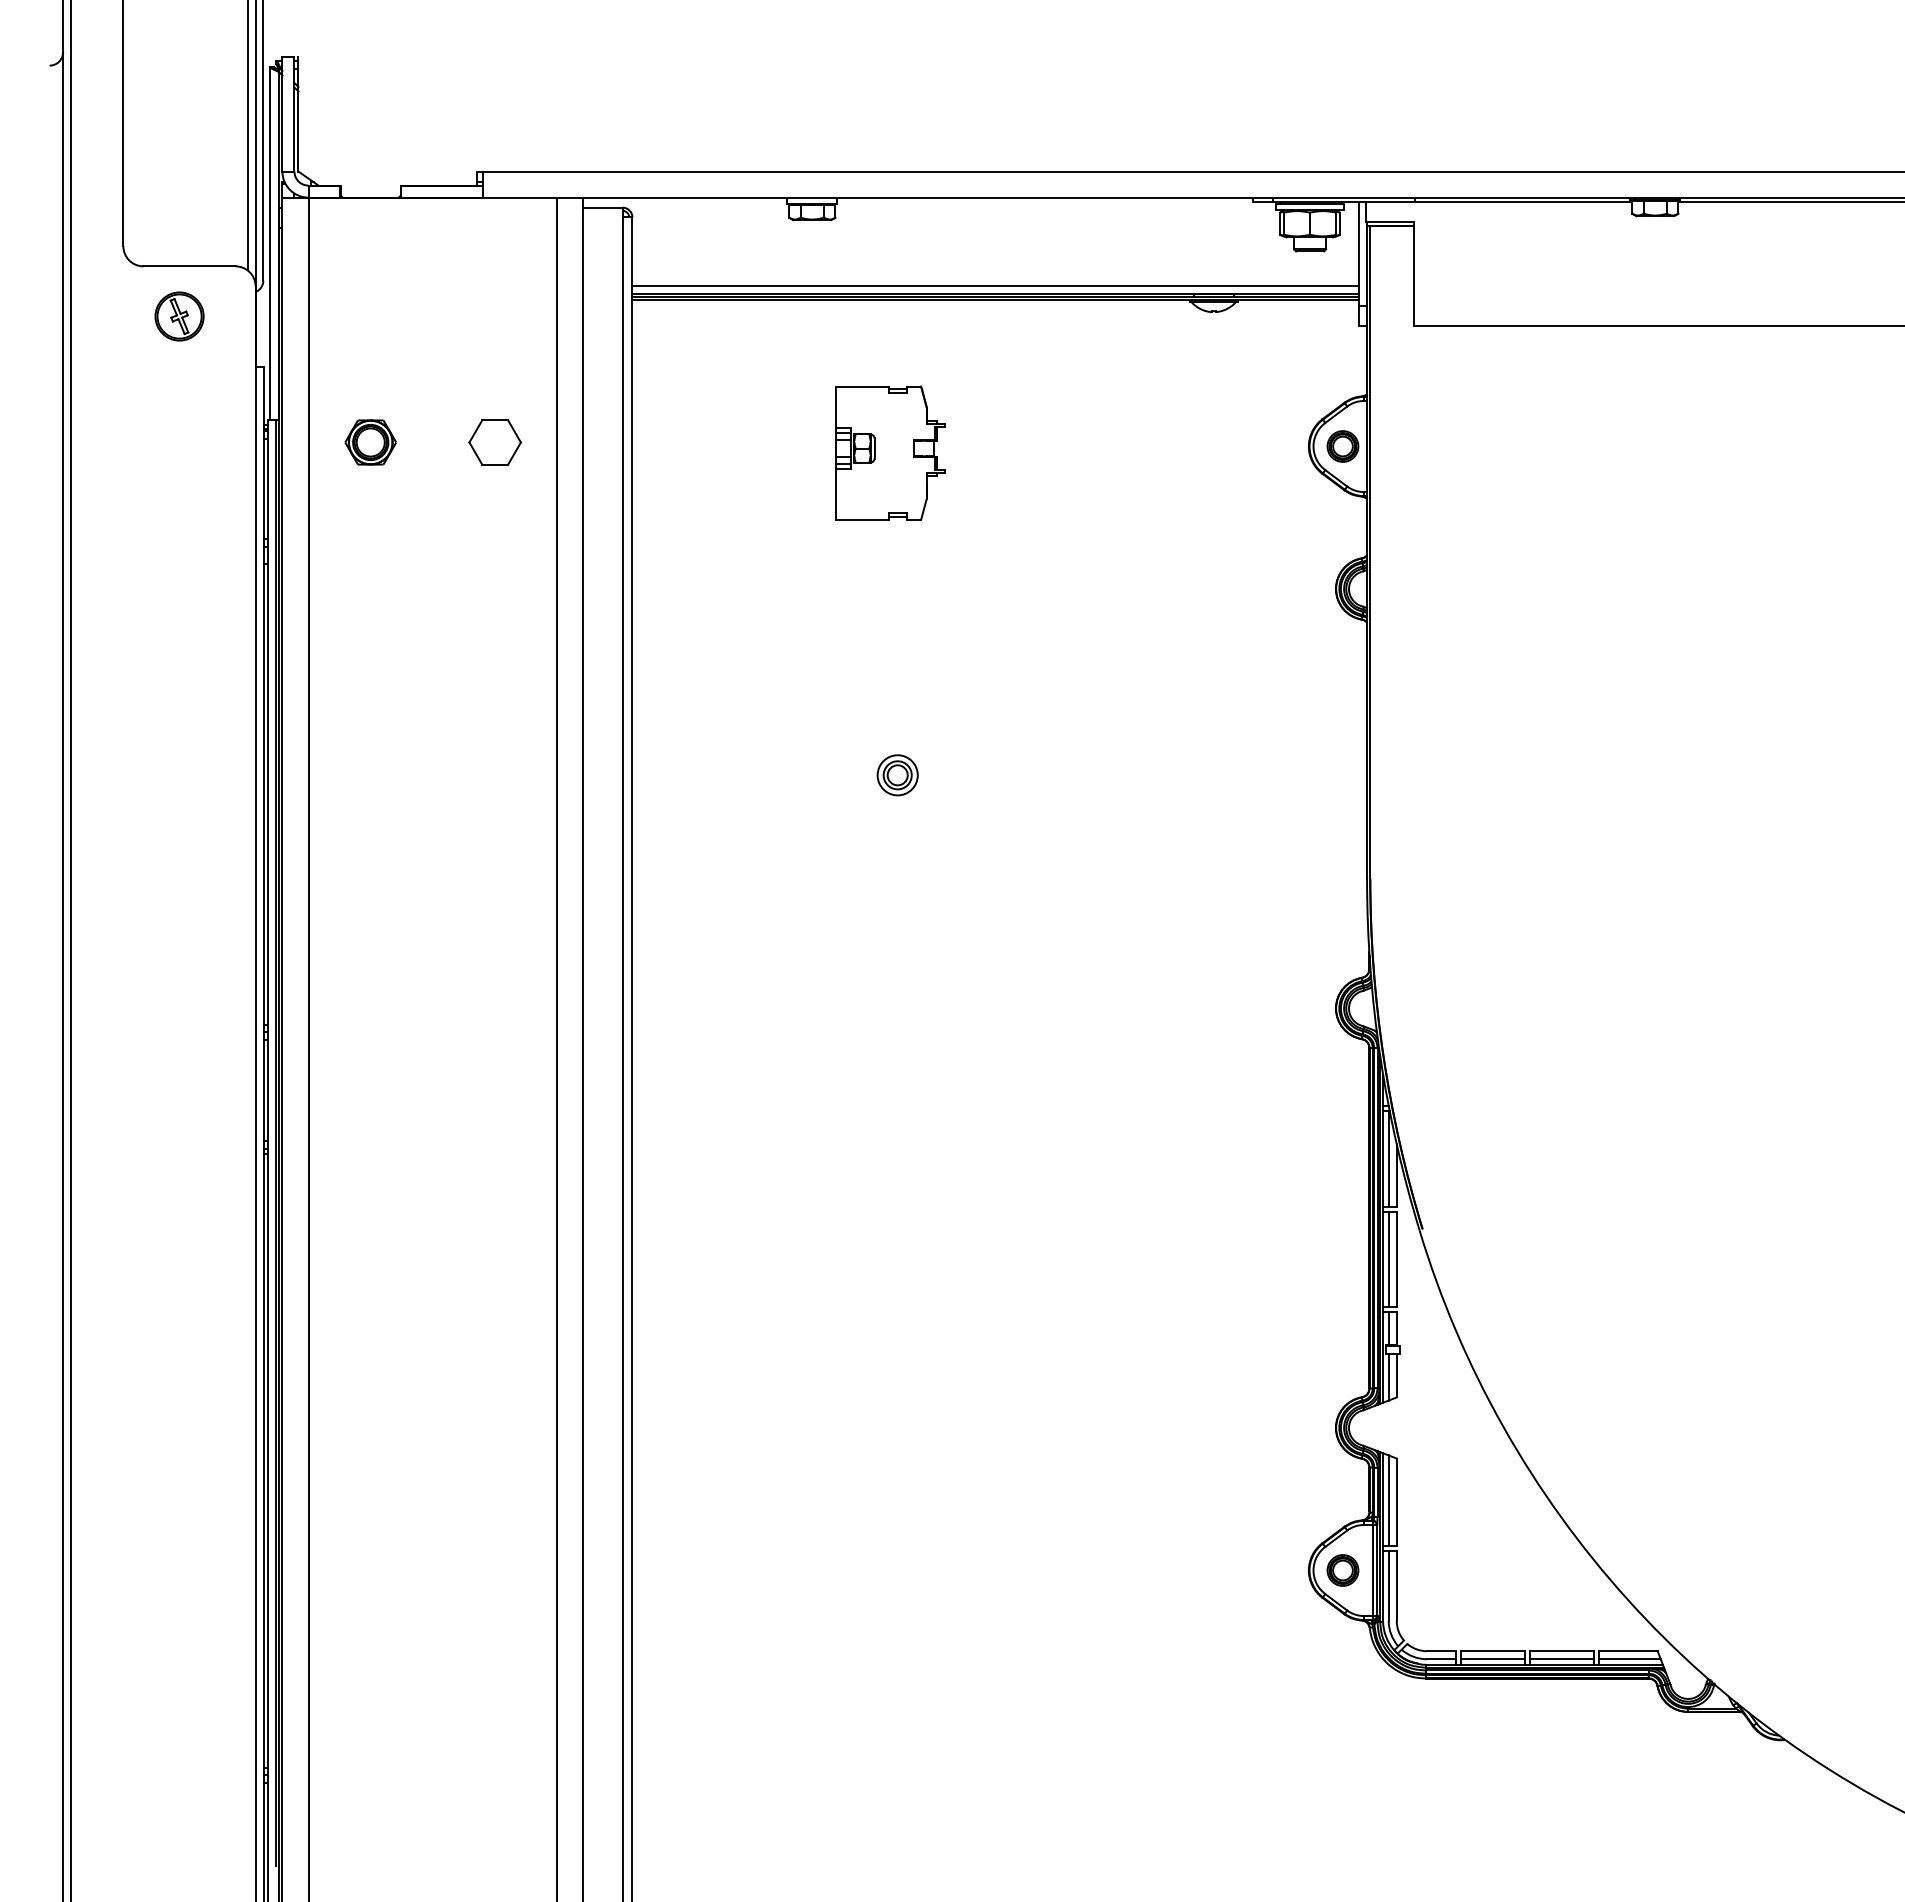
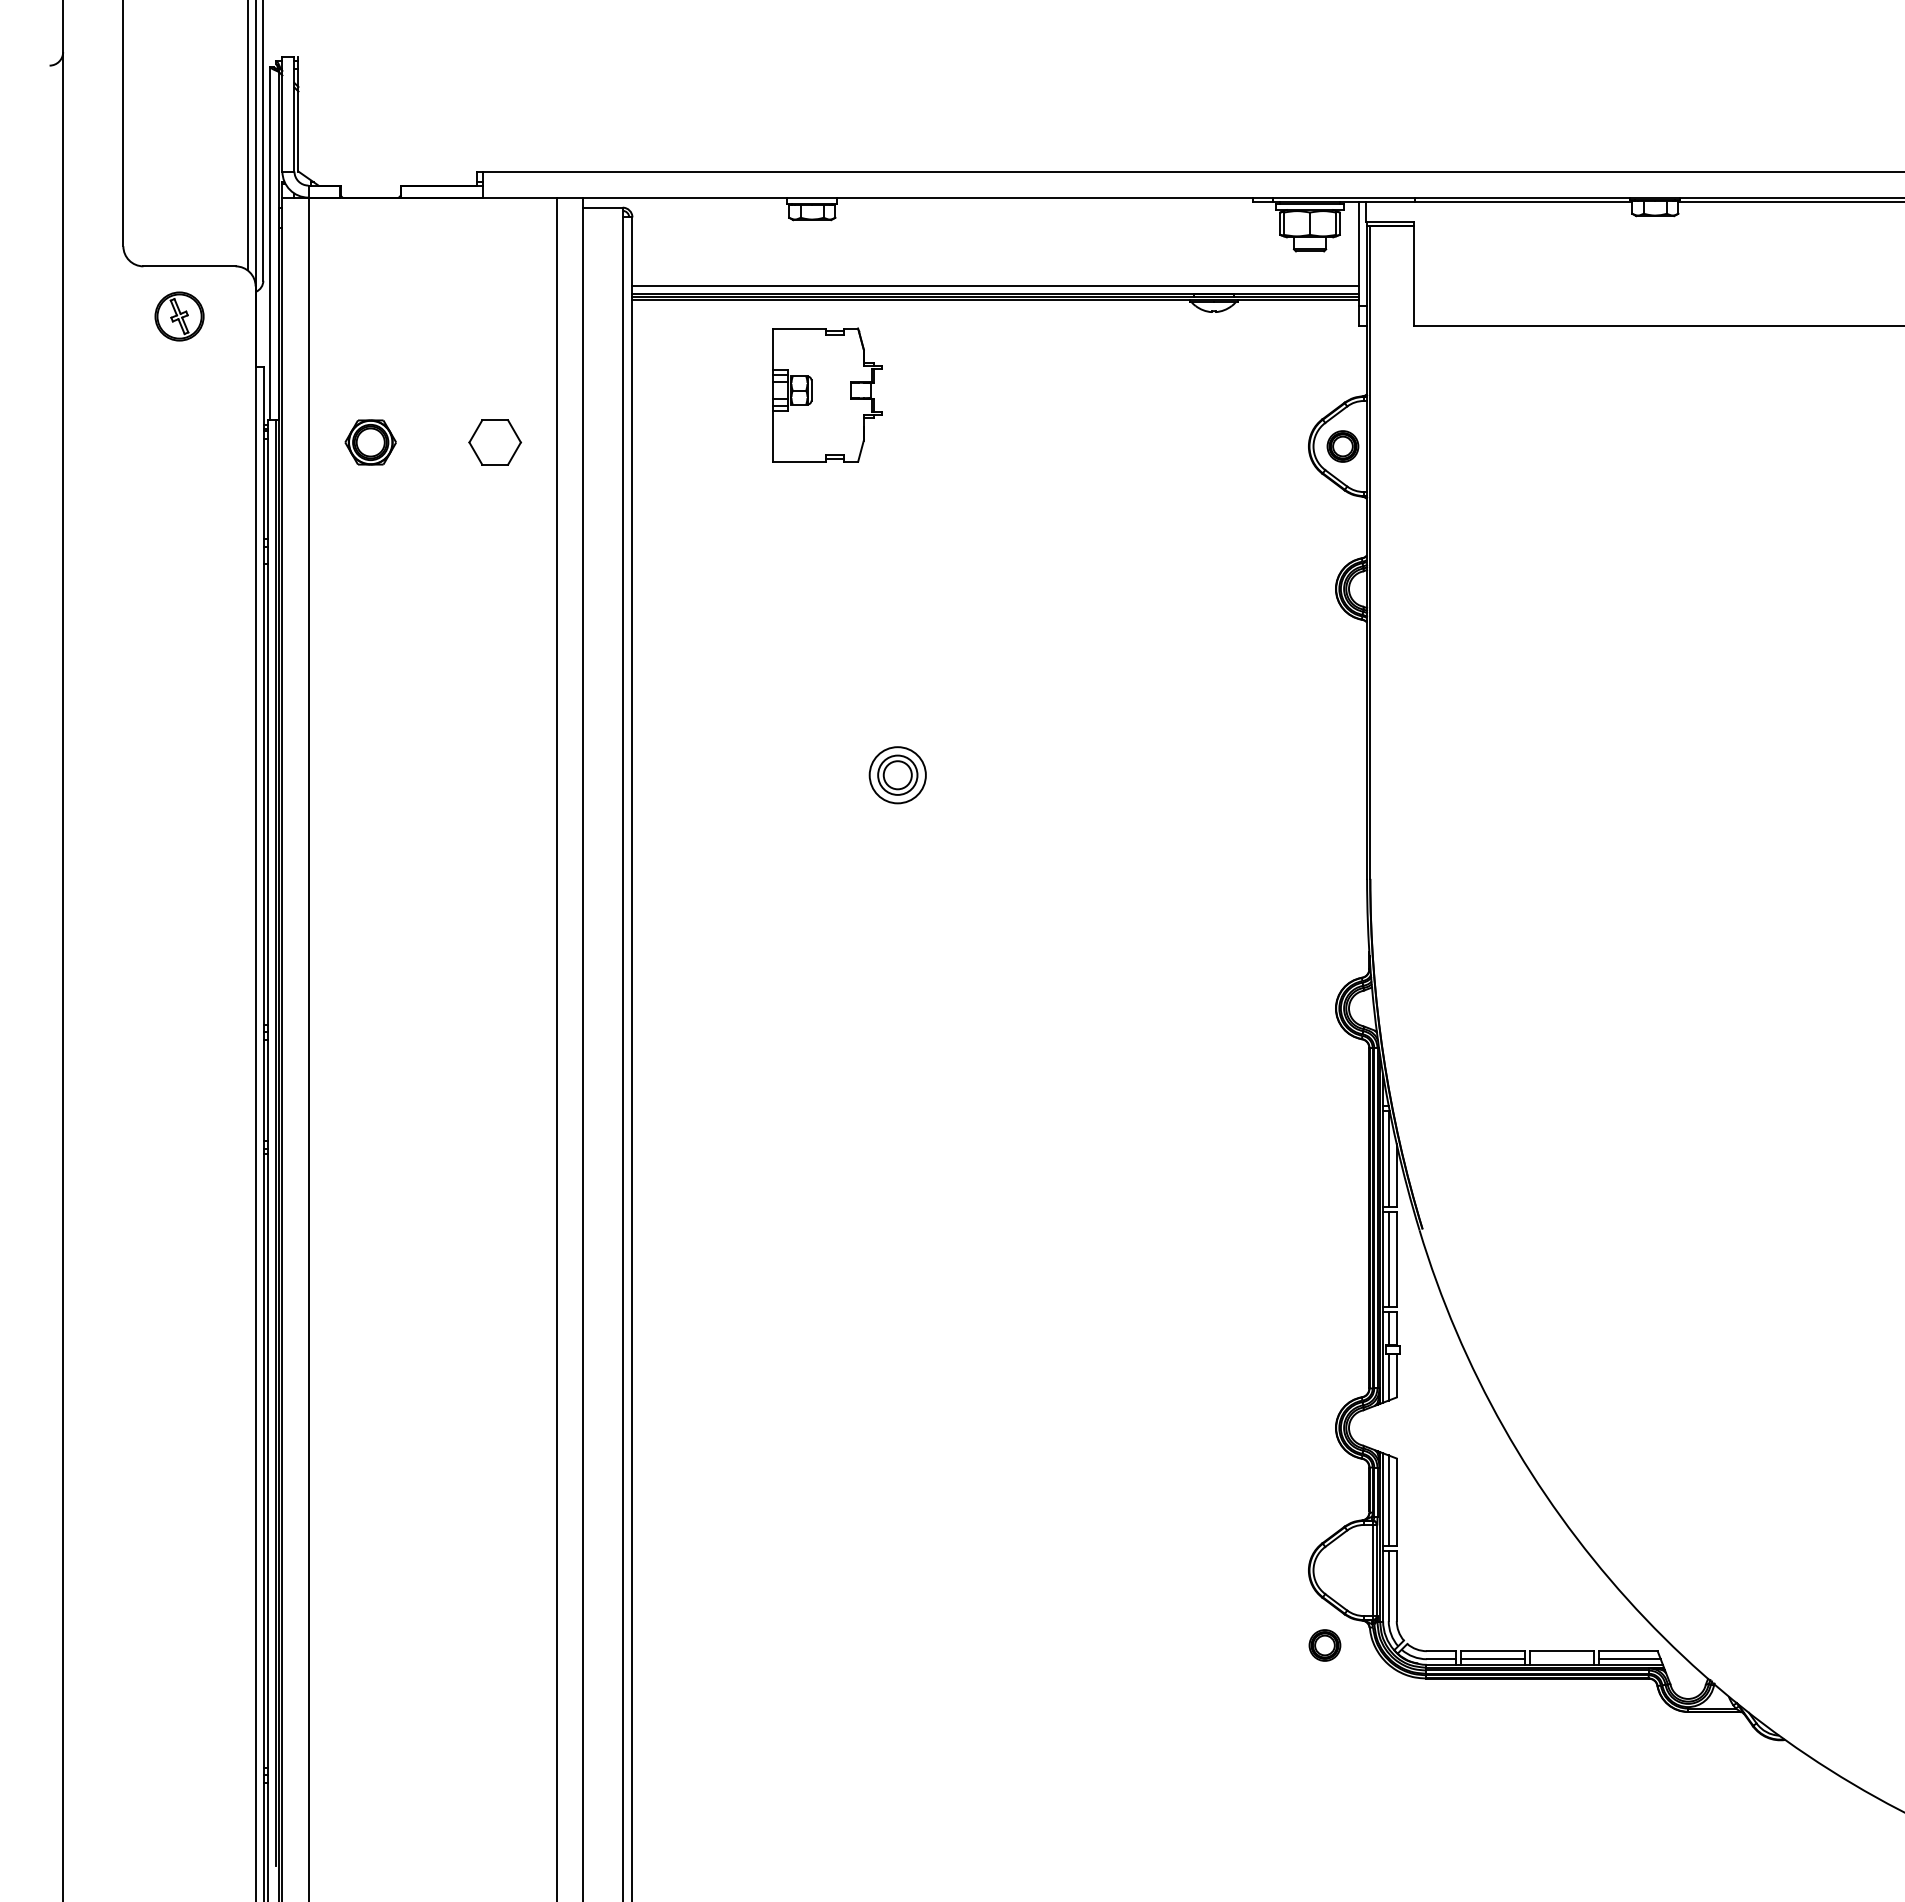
part position: (890, 452) -> (827, 394) (827, 394)
part size: 43x43 px -> 59x59 px (897, 775)
line: present -> none (71, 950)
part position: (1342, 1570) -> (1324, 1645) (1324, 1645)
line: present -> none (1562, 1659)
